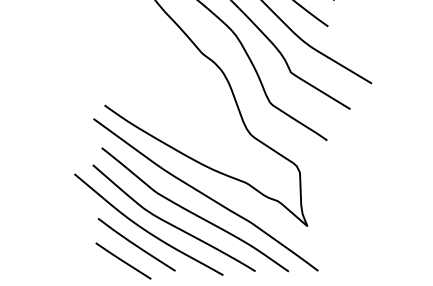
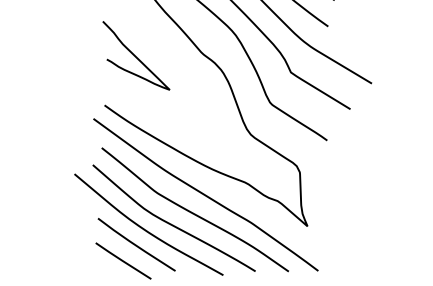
curve: none -> present (135, 55)
